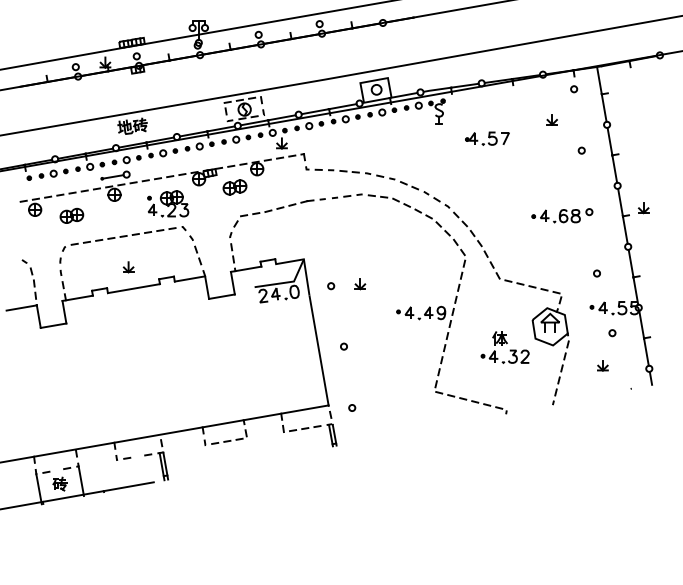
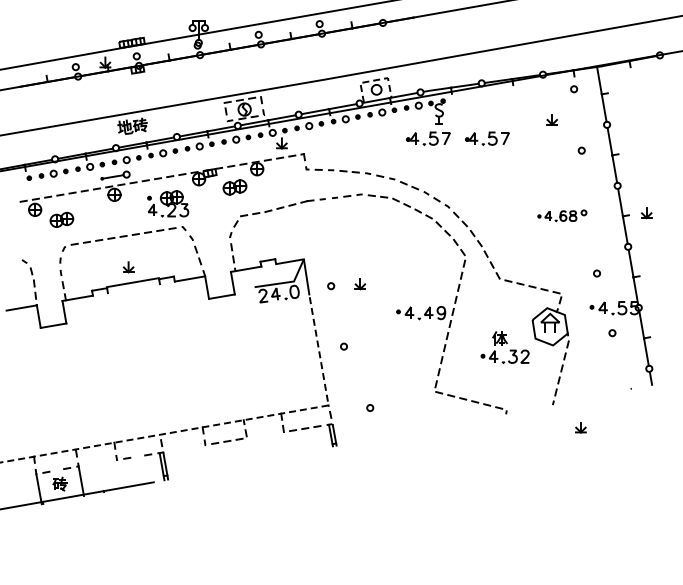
line: solid -> dashed (374, 80)
part: none -> present (428, 138)
part position: (643, 208) -> (646, 213) (646, 213)
part position: (71, 215) -> (61, 219) (61, 219)
part size: 63x16 px -> 51x14 px (562, 215)
line position: (133, 288) -> (132, 282) (132, 282)
part position: (602, 365) -> (580, 427) (580, 427)
circle position: (352, 407) -> (370, 407) (370, 407)
line: solid -> dashed (220, 424)
